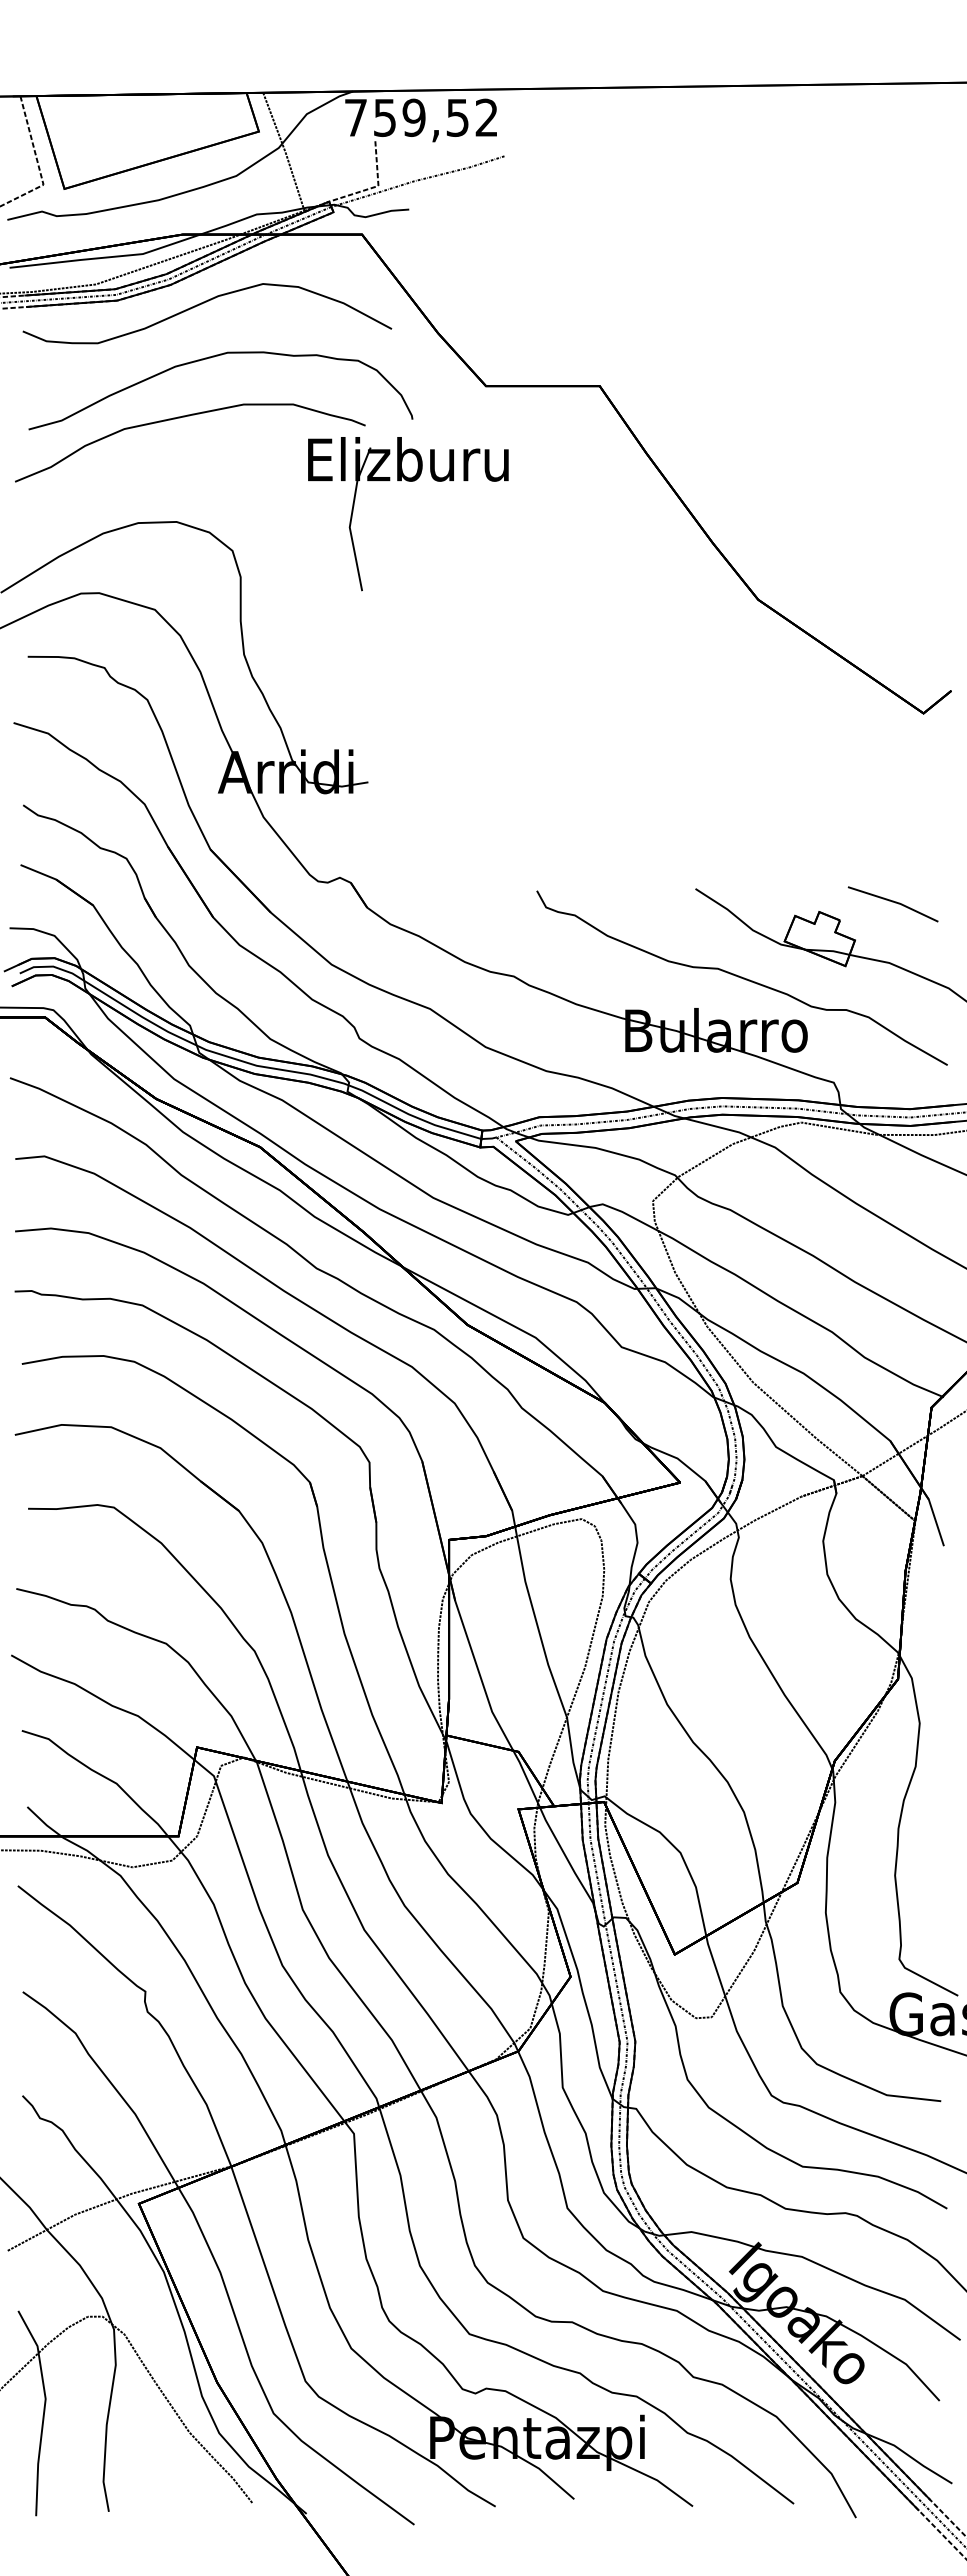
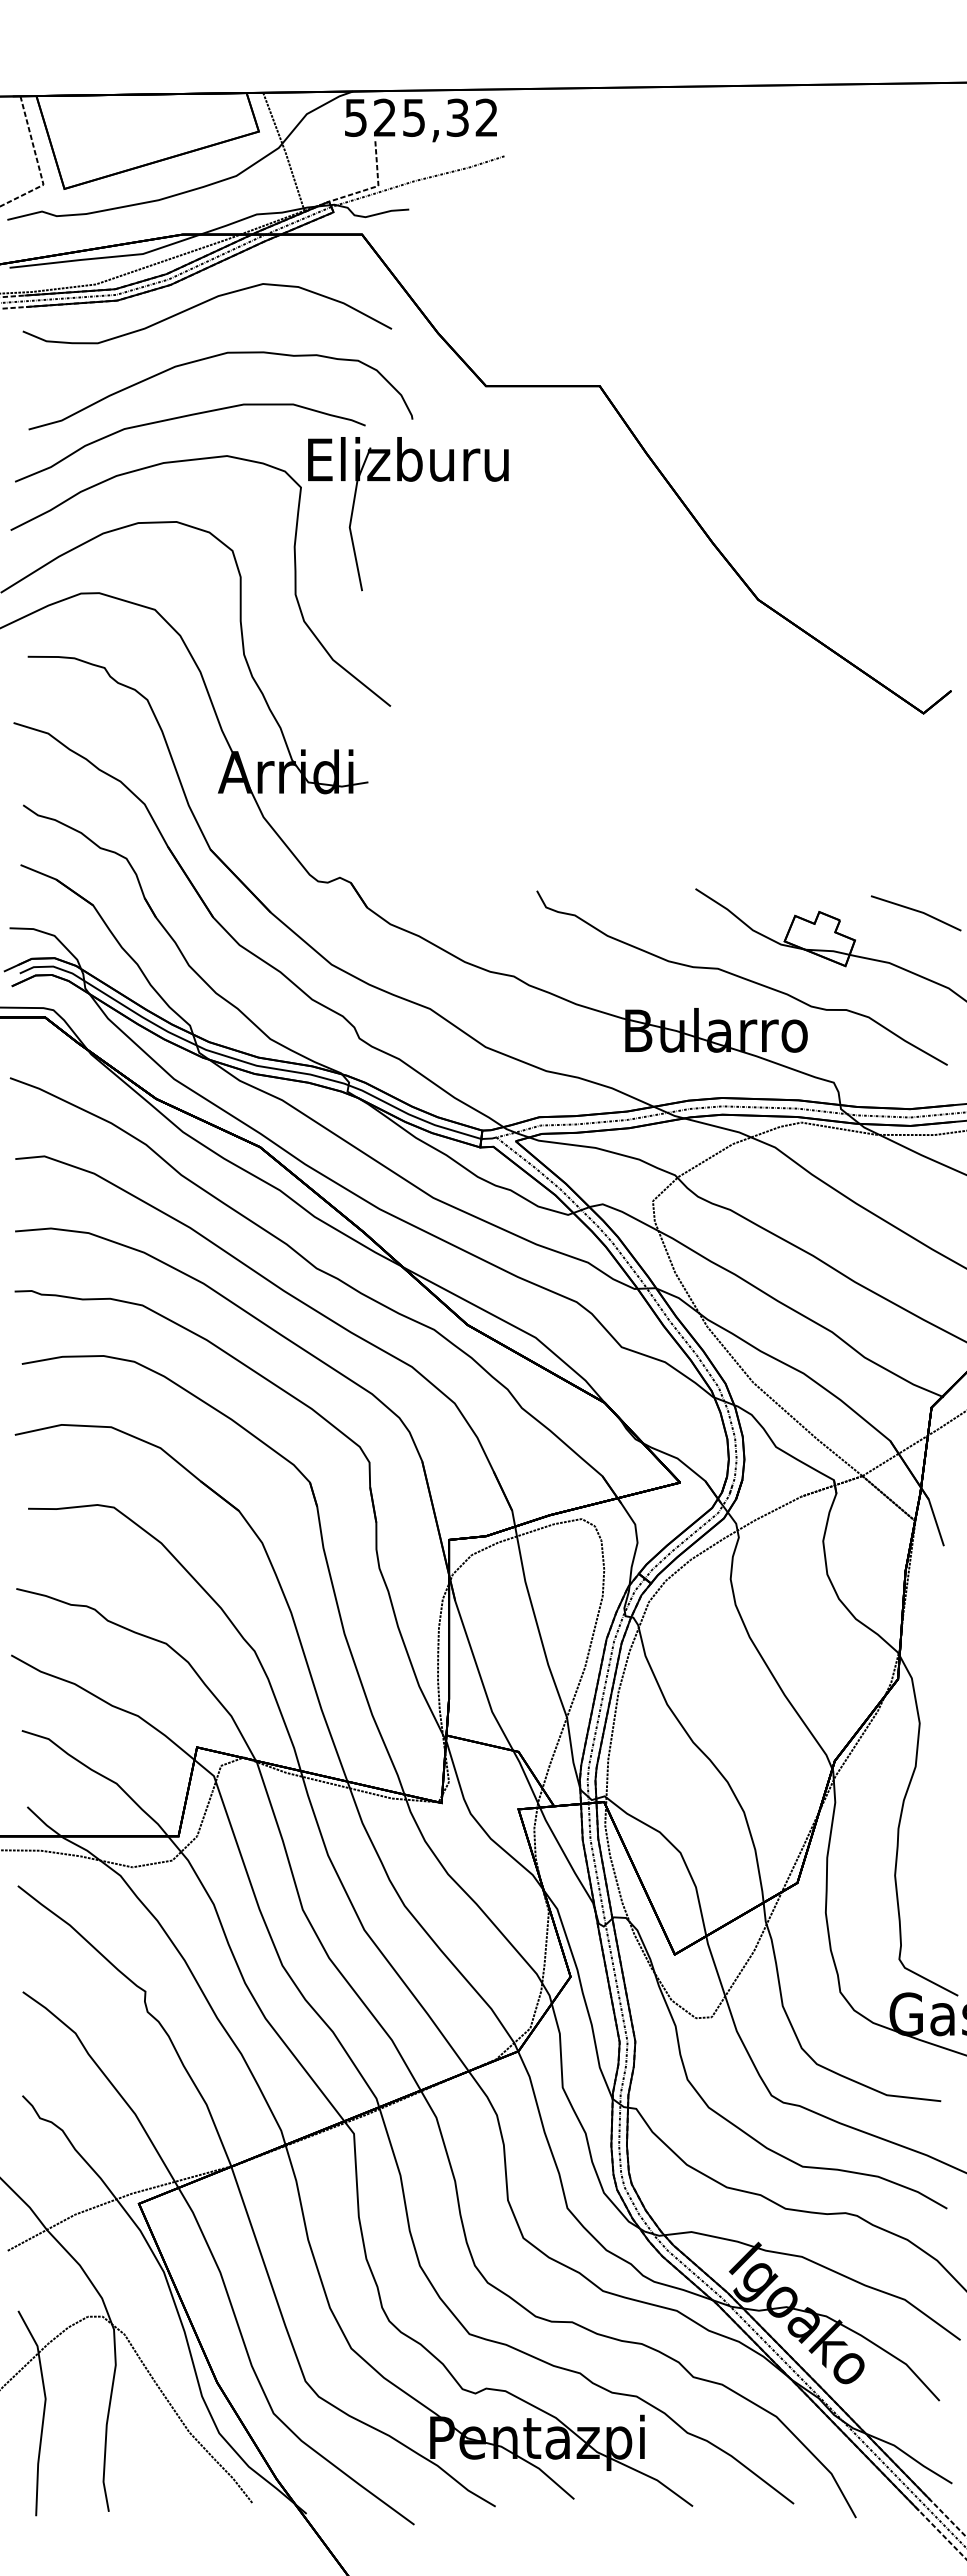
text: 759,52 -> 525,32 (406, 117)
part: none -> present (294, 580)
part position: (892, 904) -> (915, 913) (915, 913)
